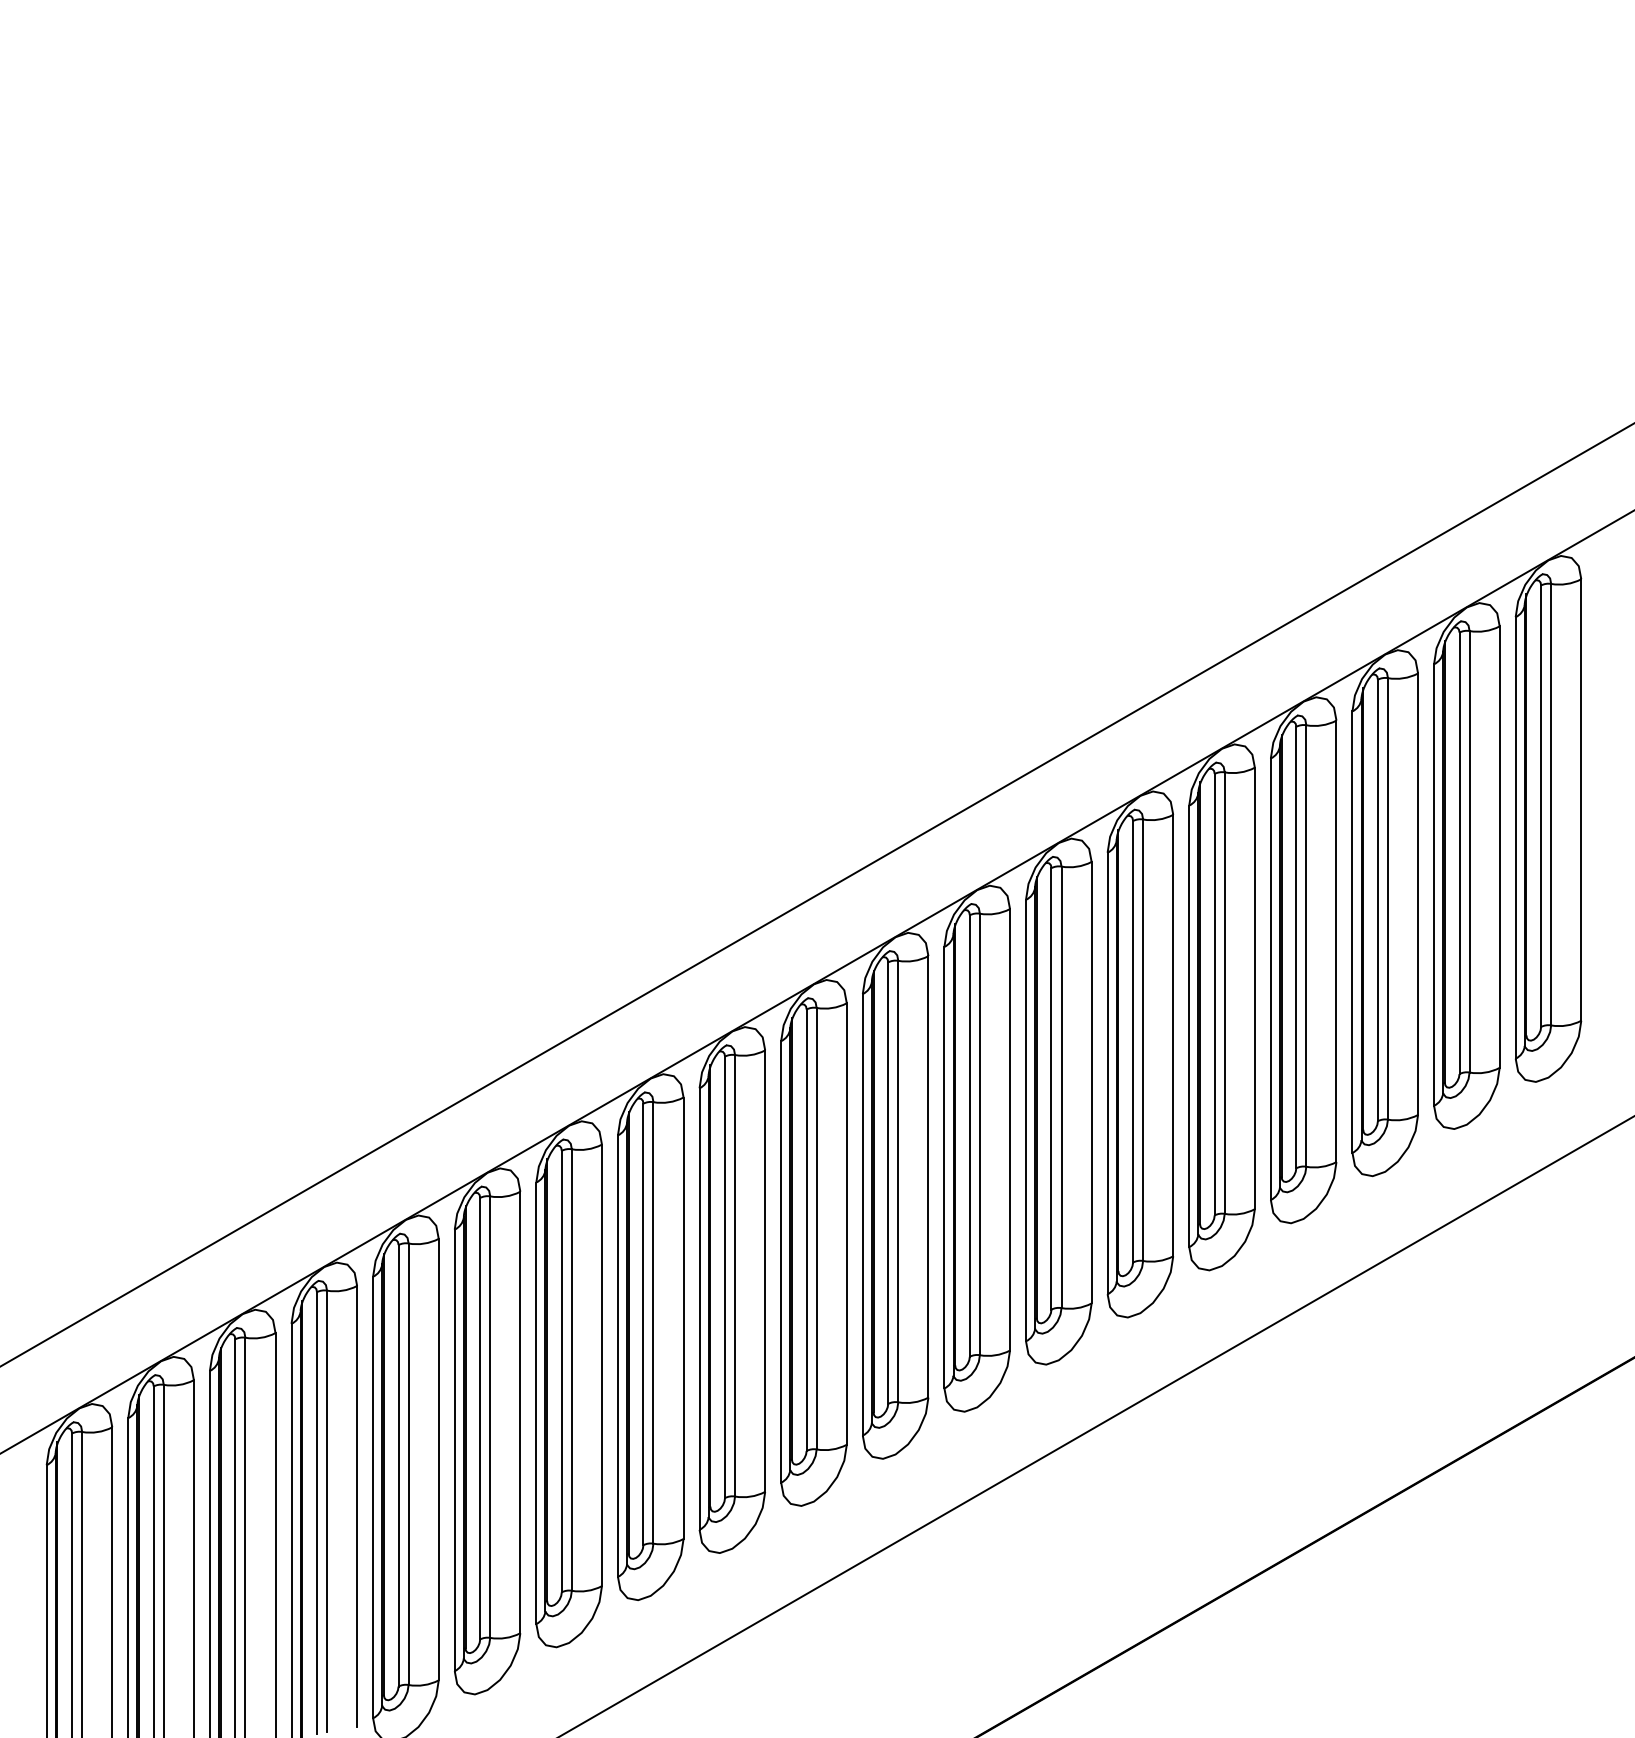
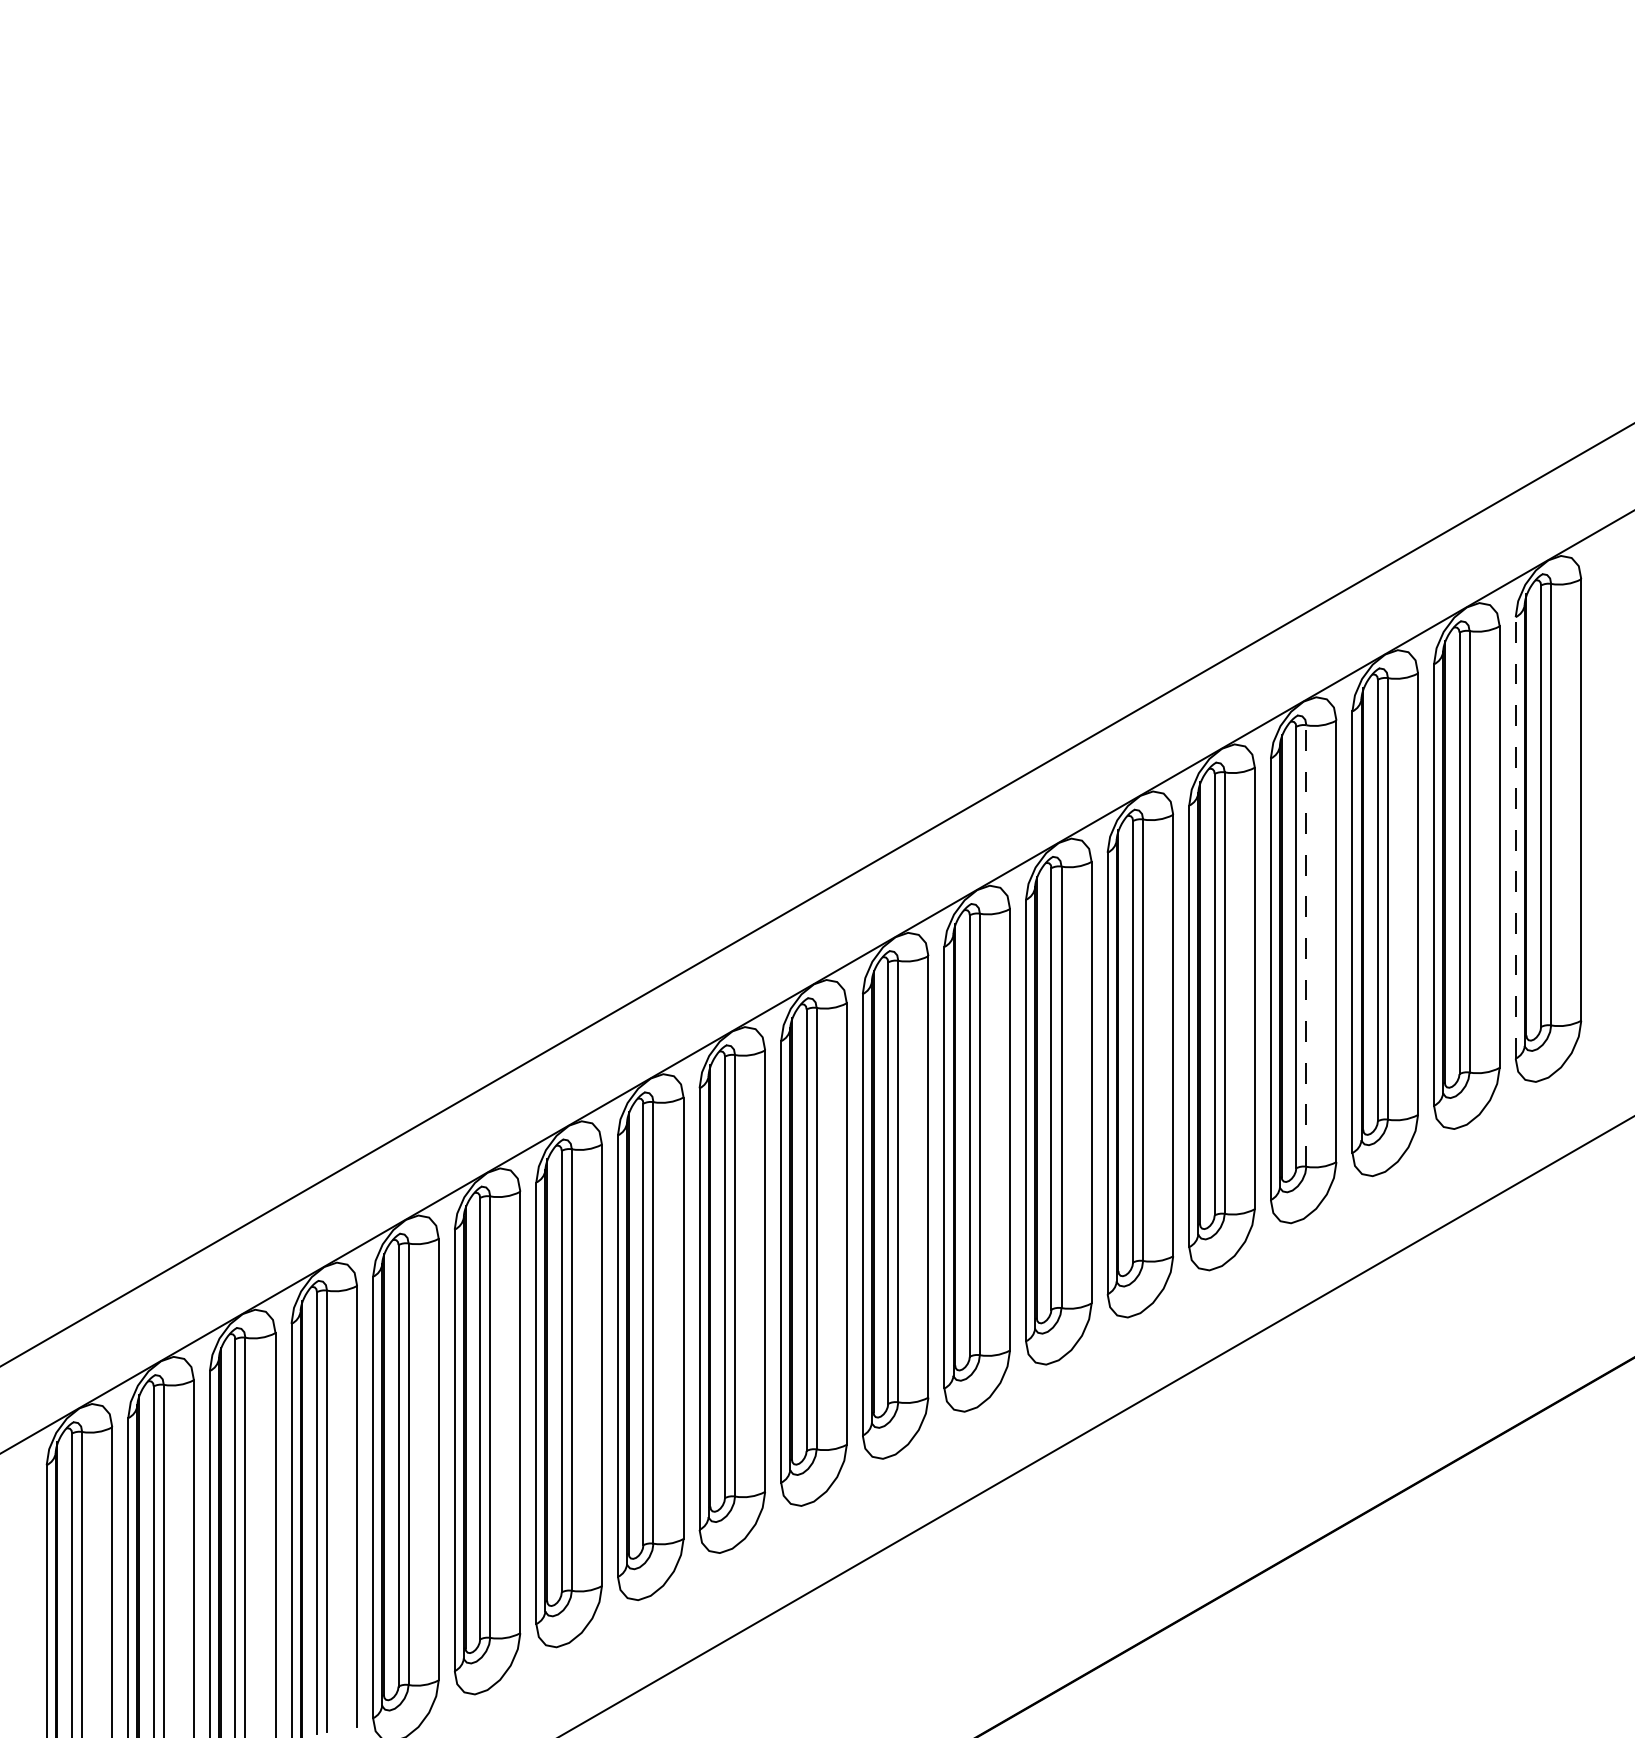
line: solid -> dashed (1515, 837)
line: solid -> dashed (1306, 946)
